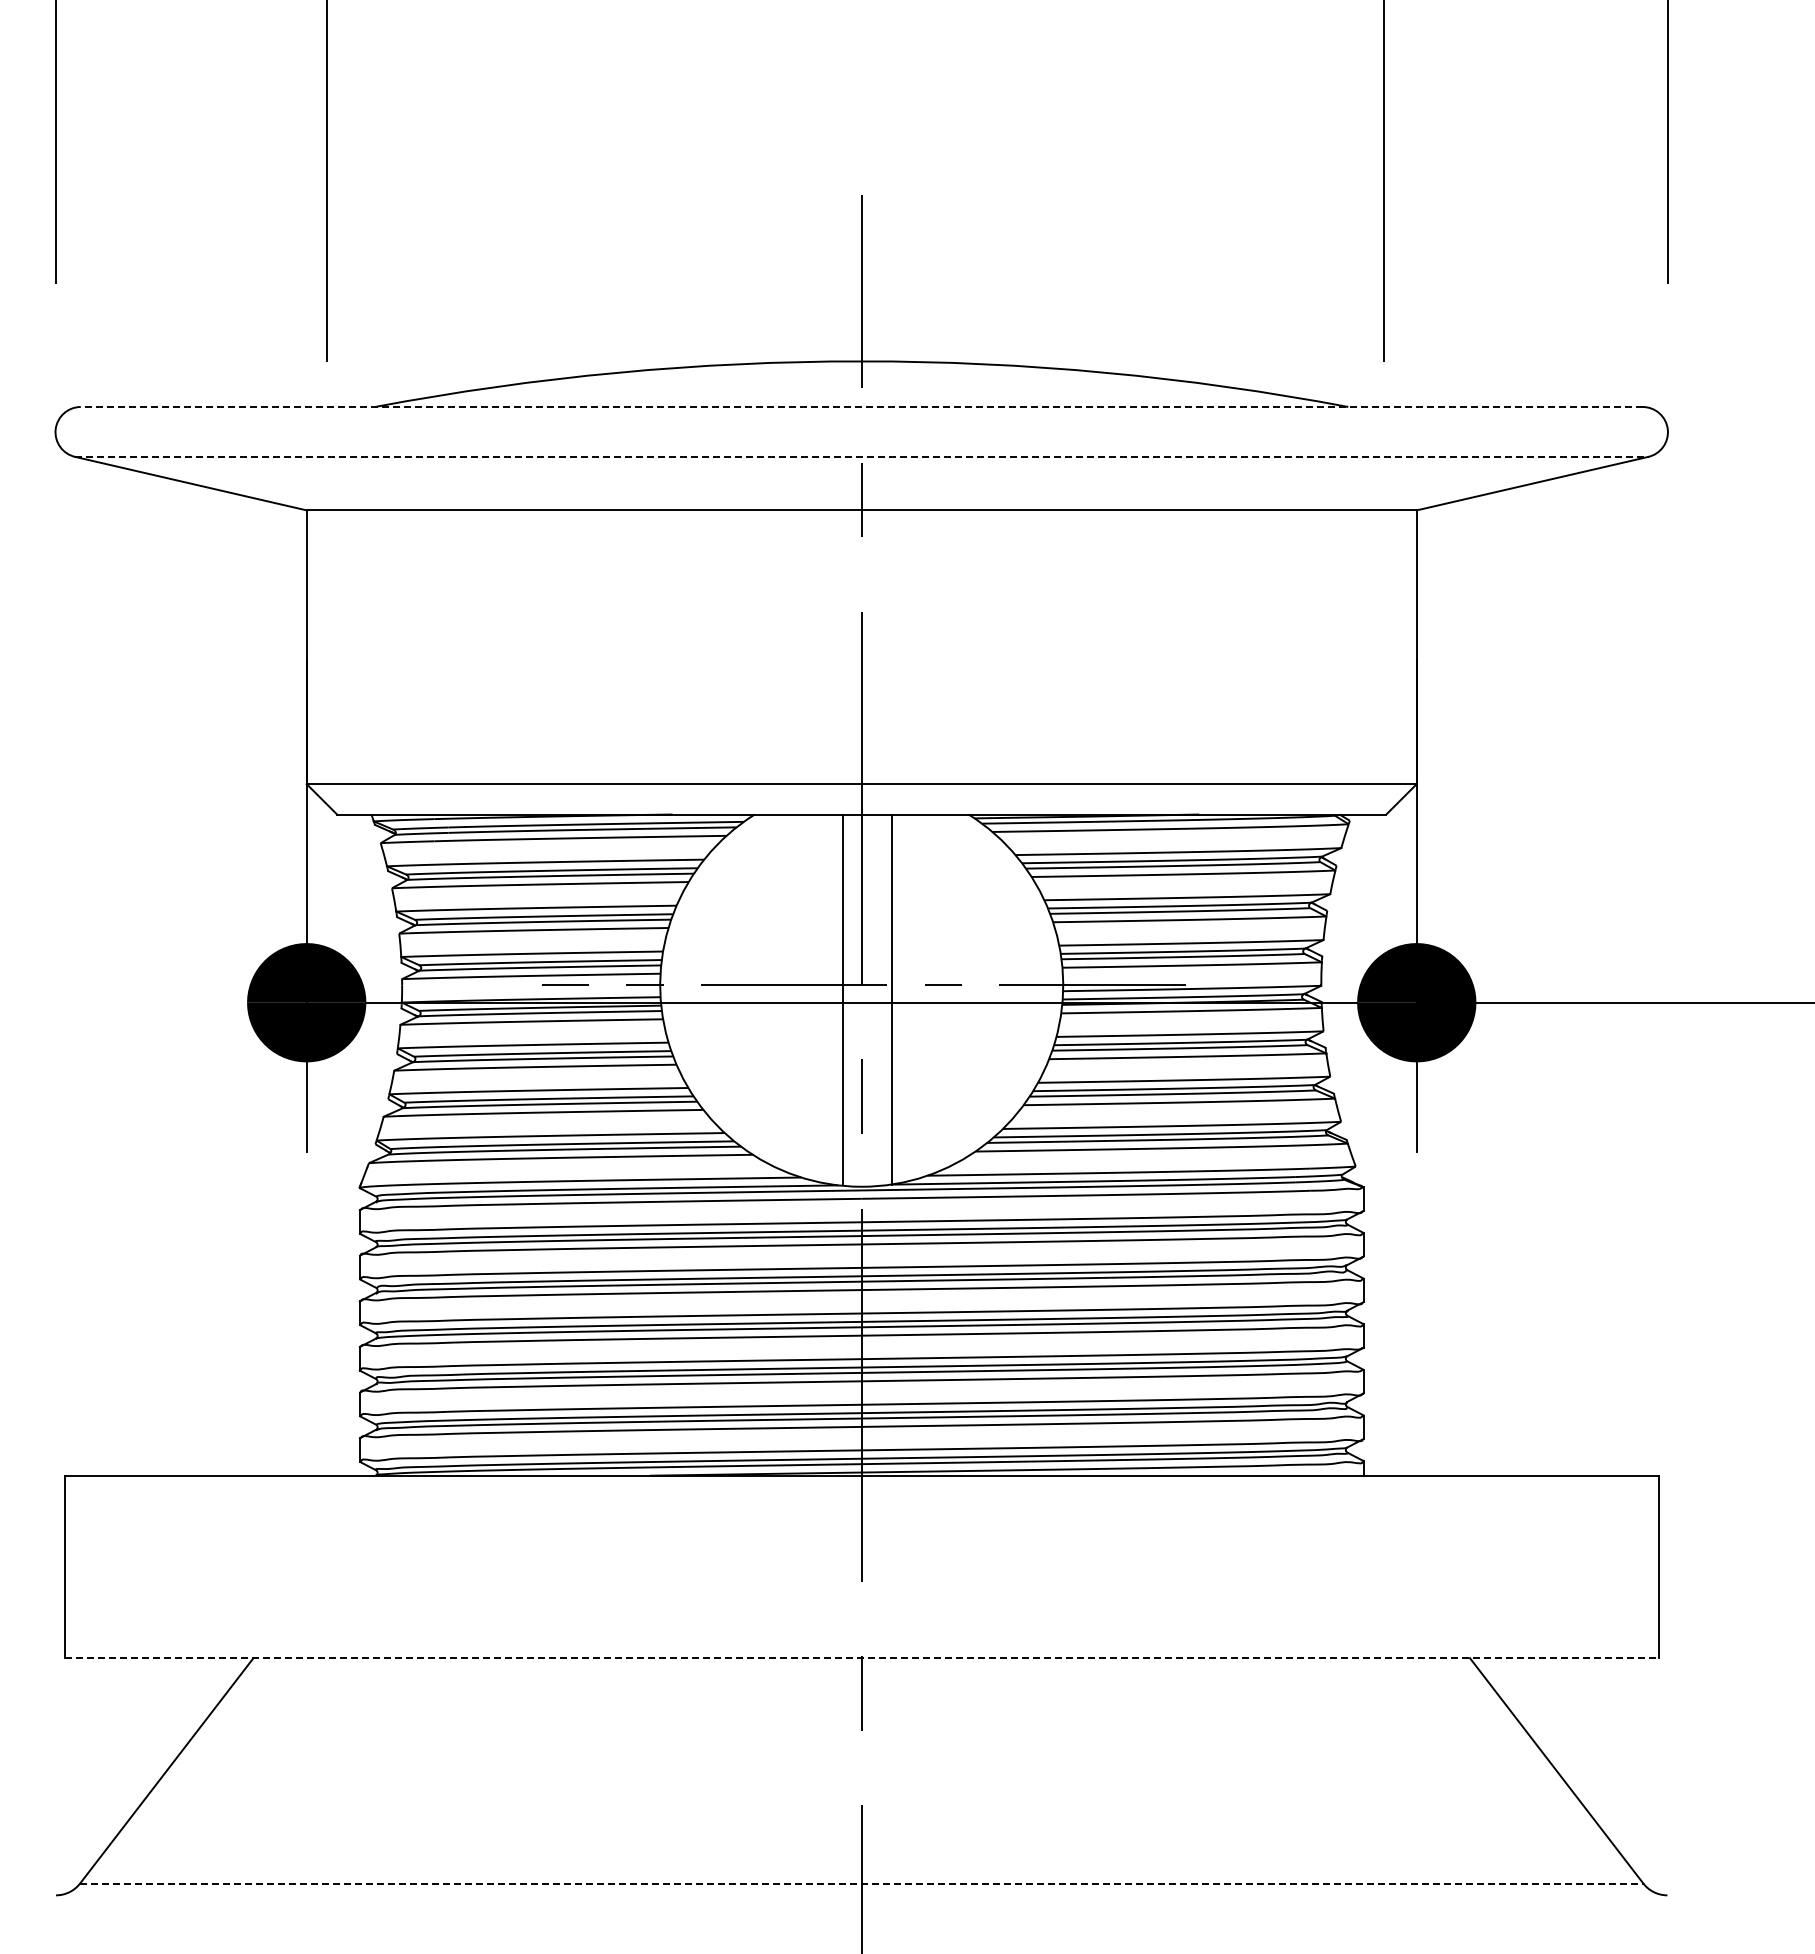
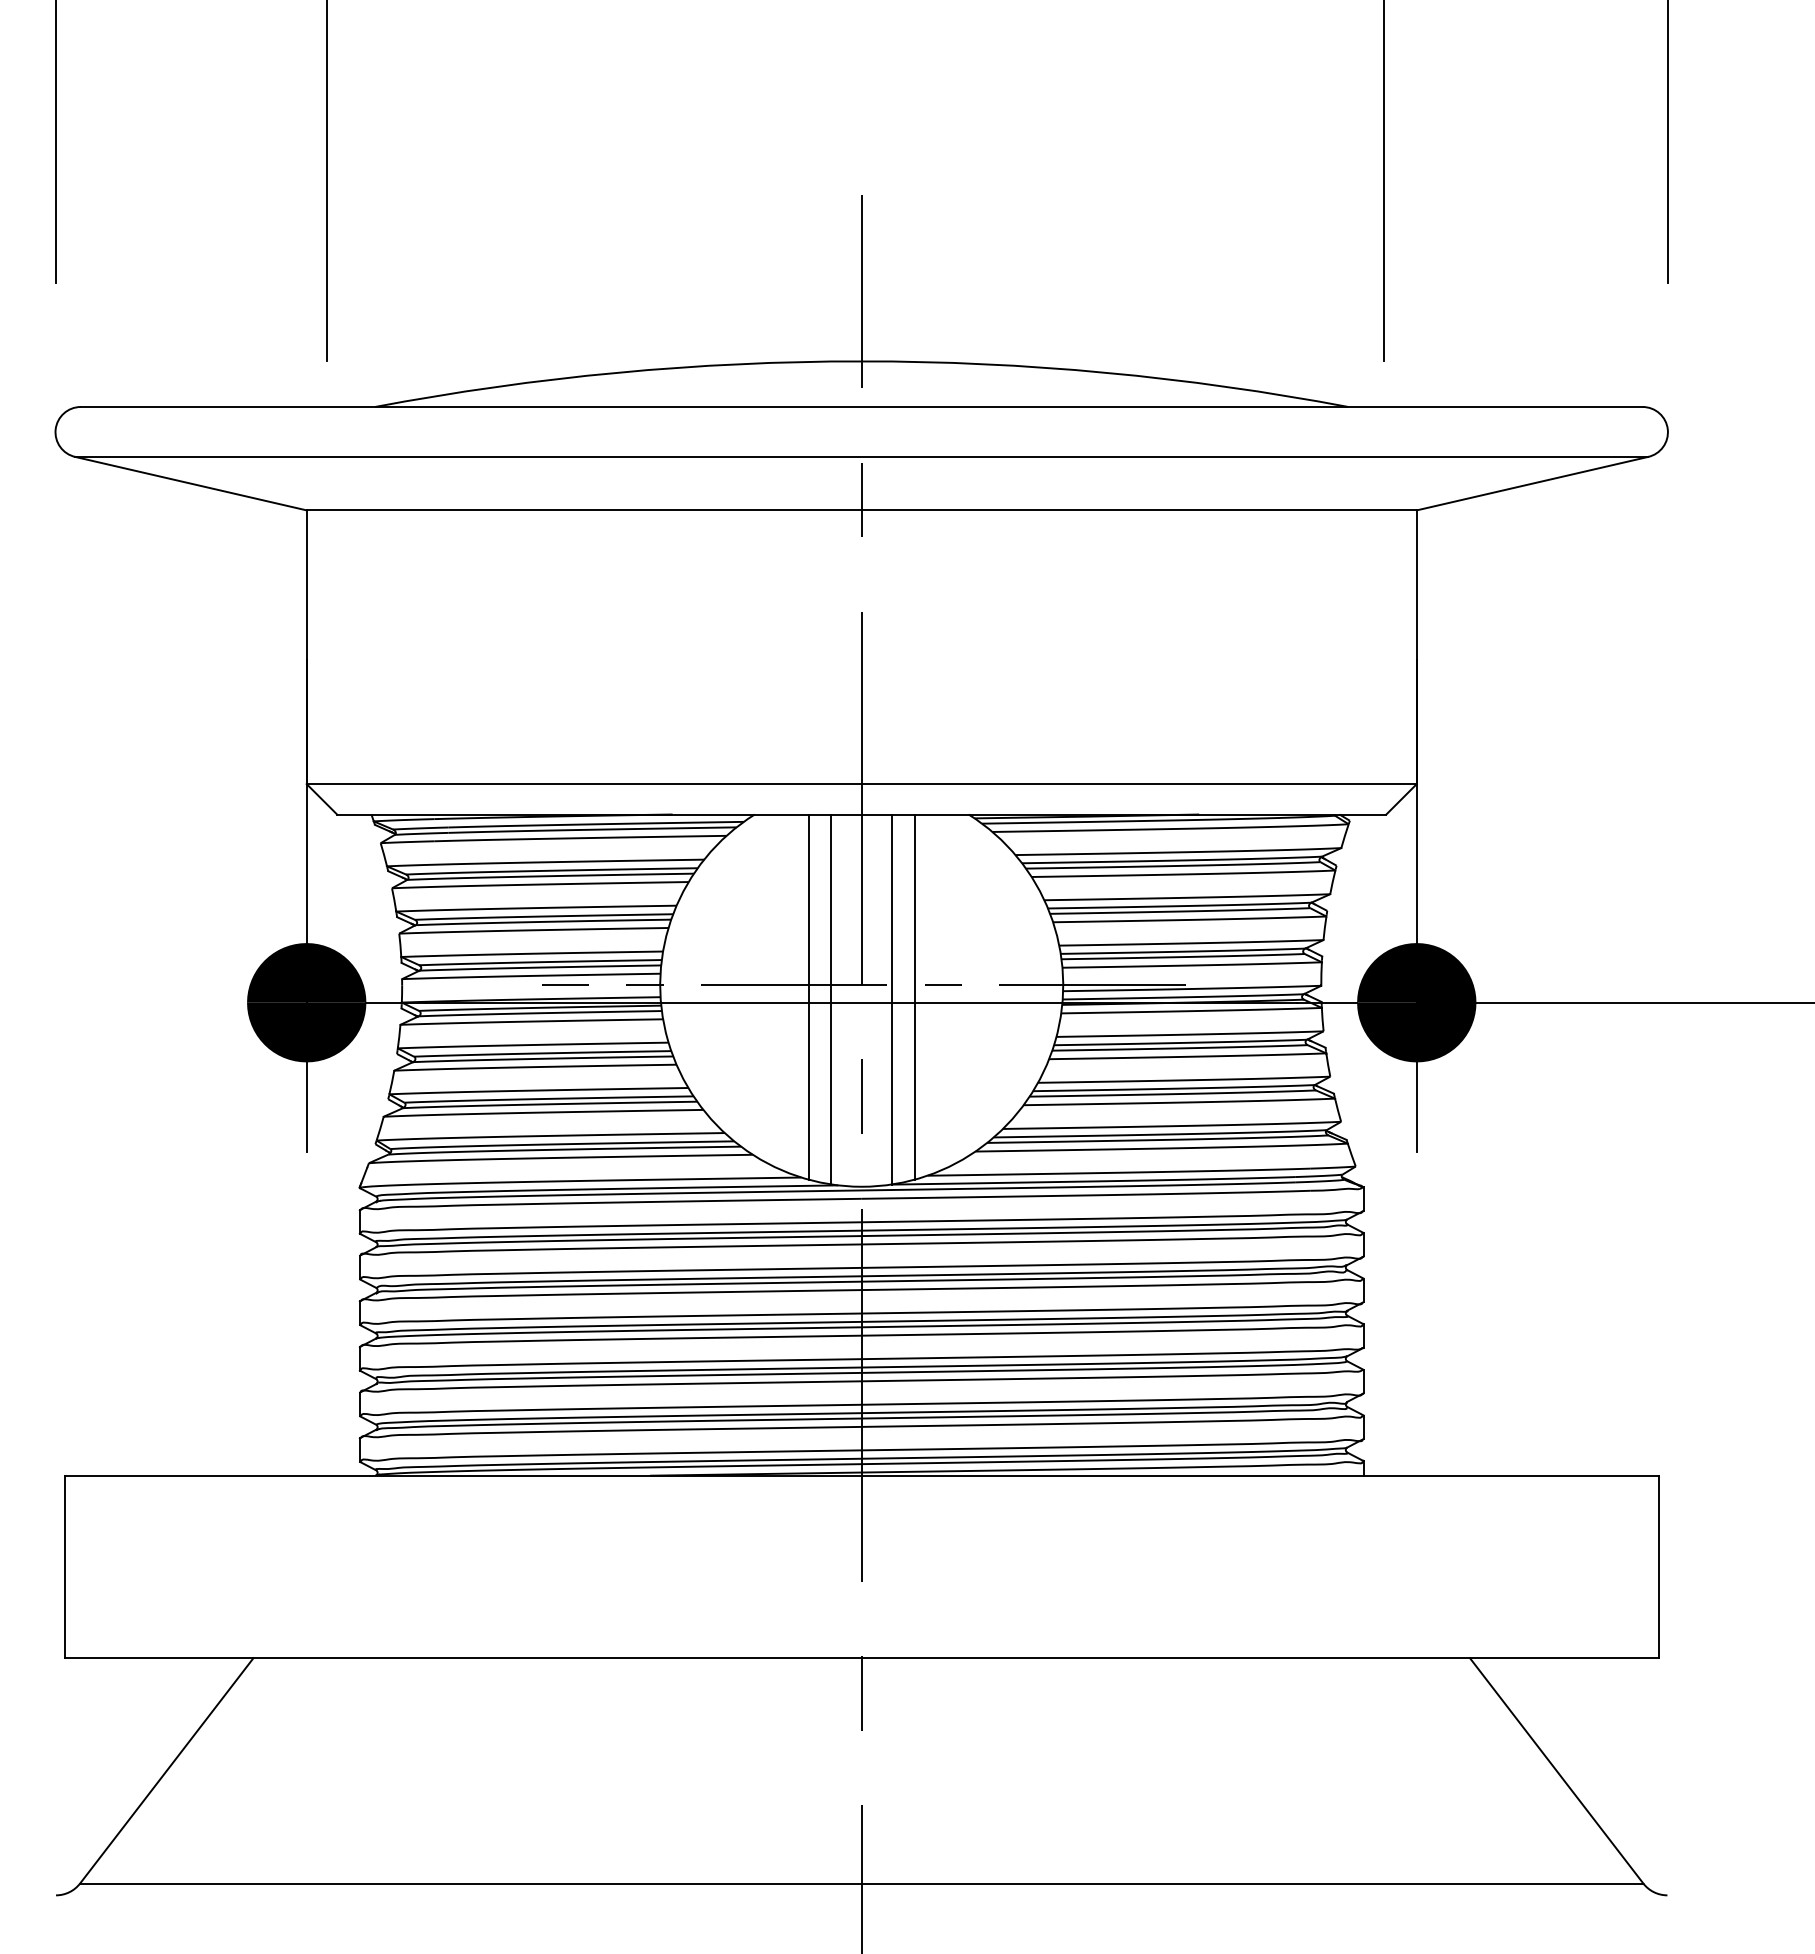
line: dashed -> solid (861, 407)
line: dashed -> solid (862, 456)
line: none -> present (808, 996)
line: none -> present (914, 996)
line position: (843, 999) -> (831, 999) (831, 999)
line: dashed -> solid (861, 1658)
line: dashed -> solid (861, 1883)
